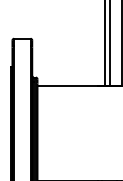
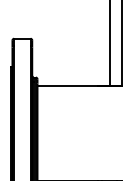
line: present -> none (105, 43)
